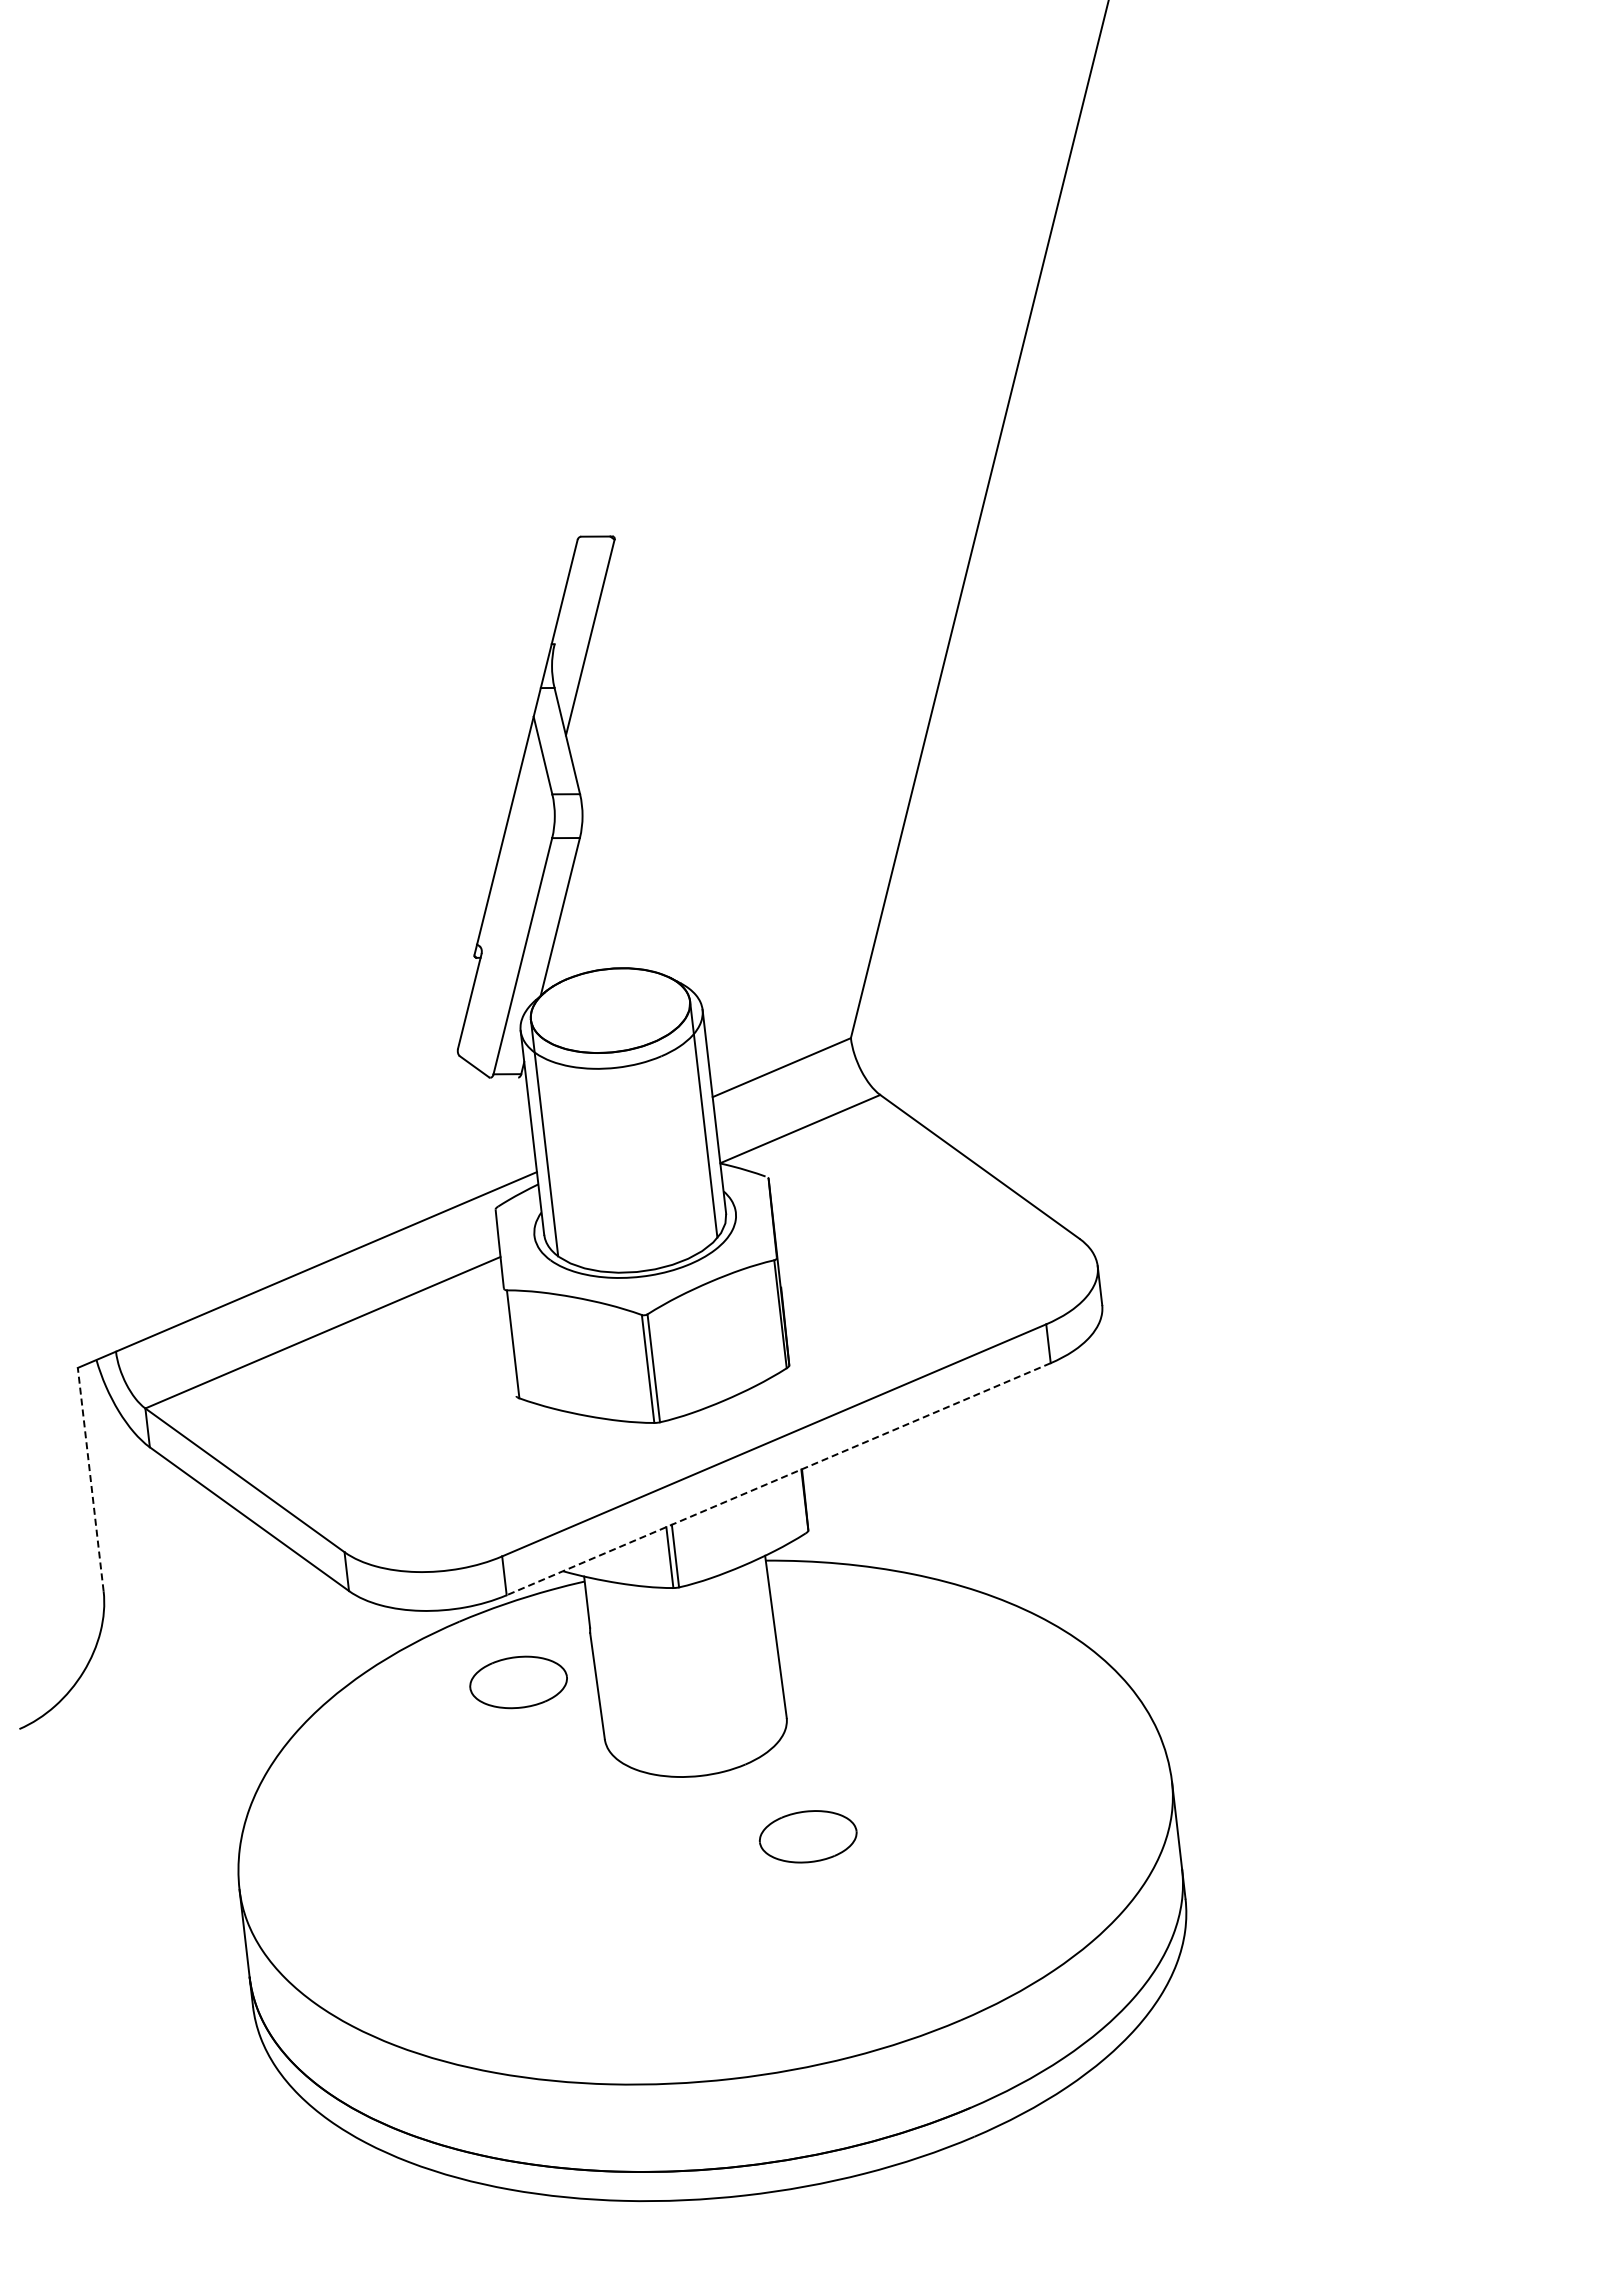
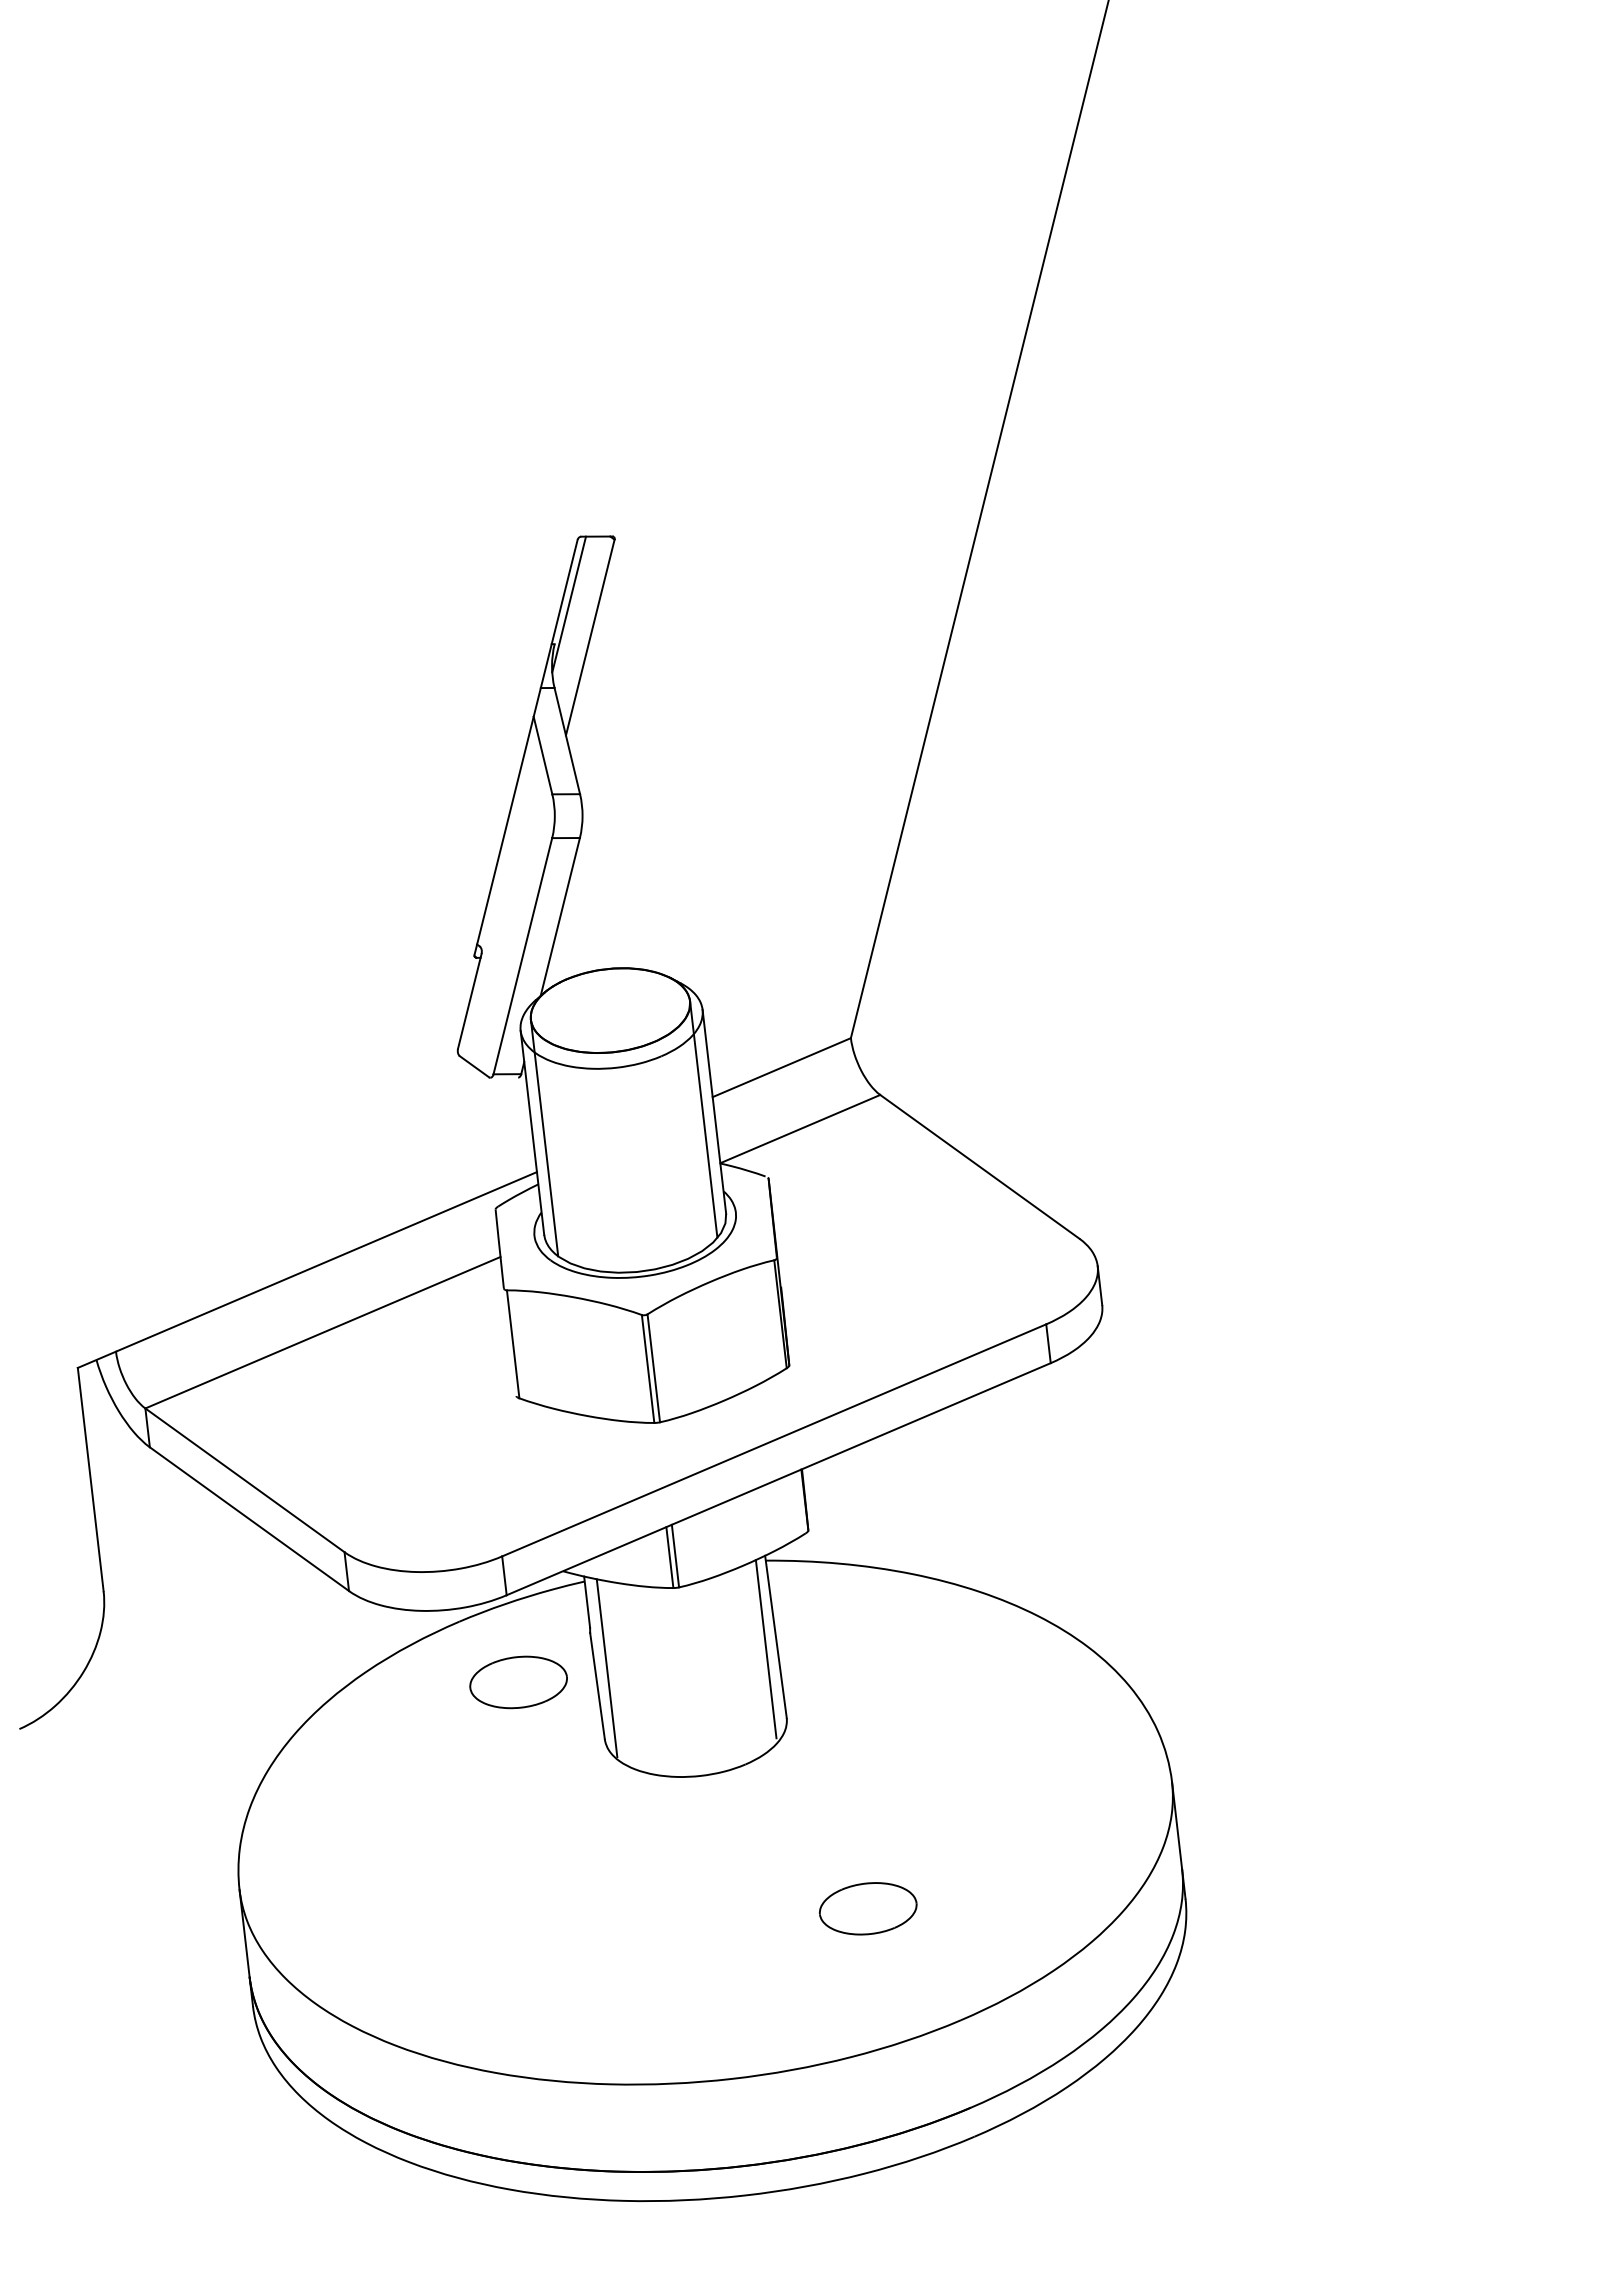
line: none -> present (569, 604)
line: dashed -> solid (90, 1479)
line: dashed -> solid (778, 1479)
line: none -> present (765, 1649)
line: none -> present (606, 1668)
part position: (808, 1836) -> (868, 1908) (868, 1908)
